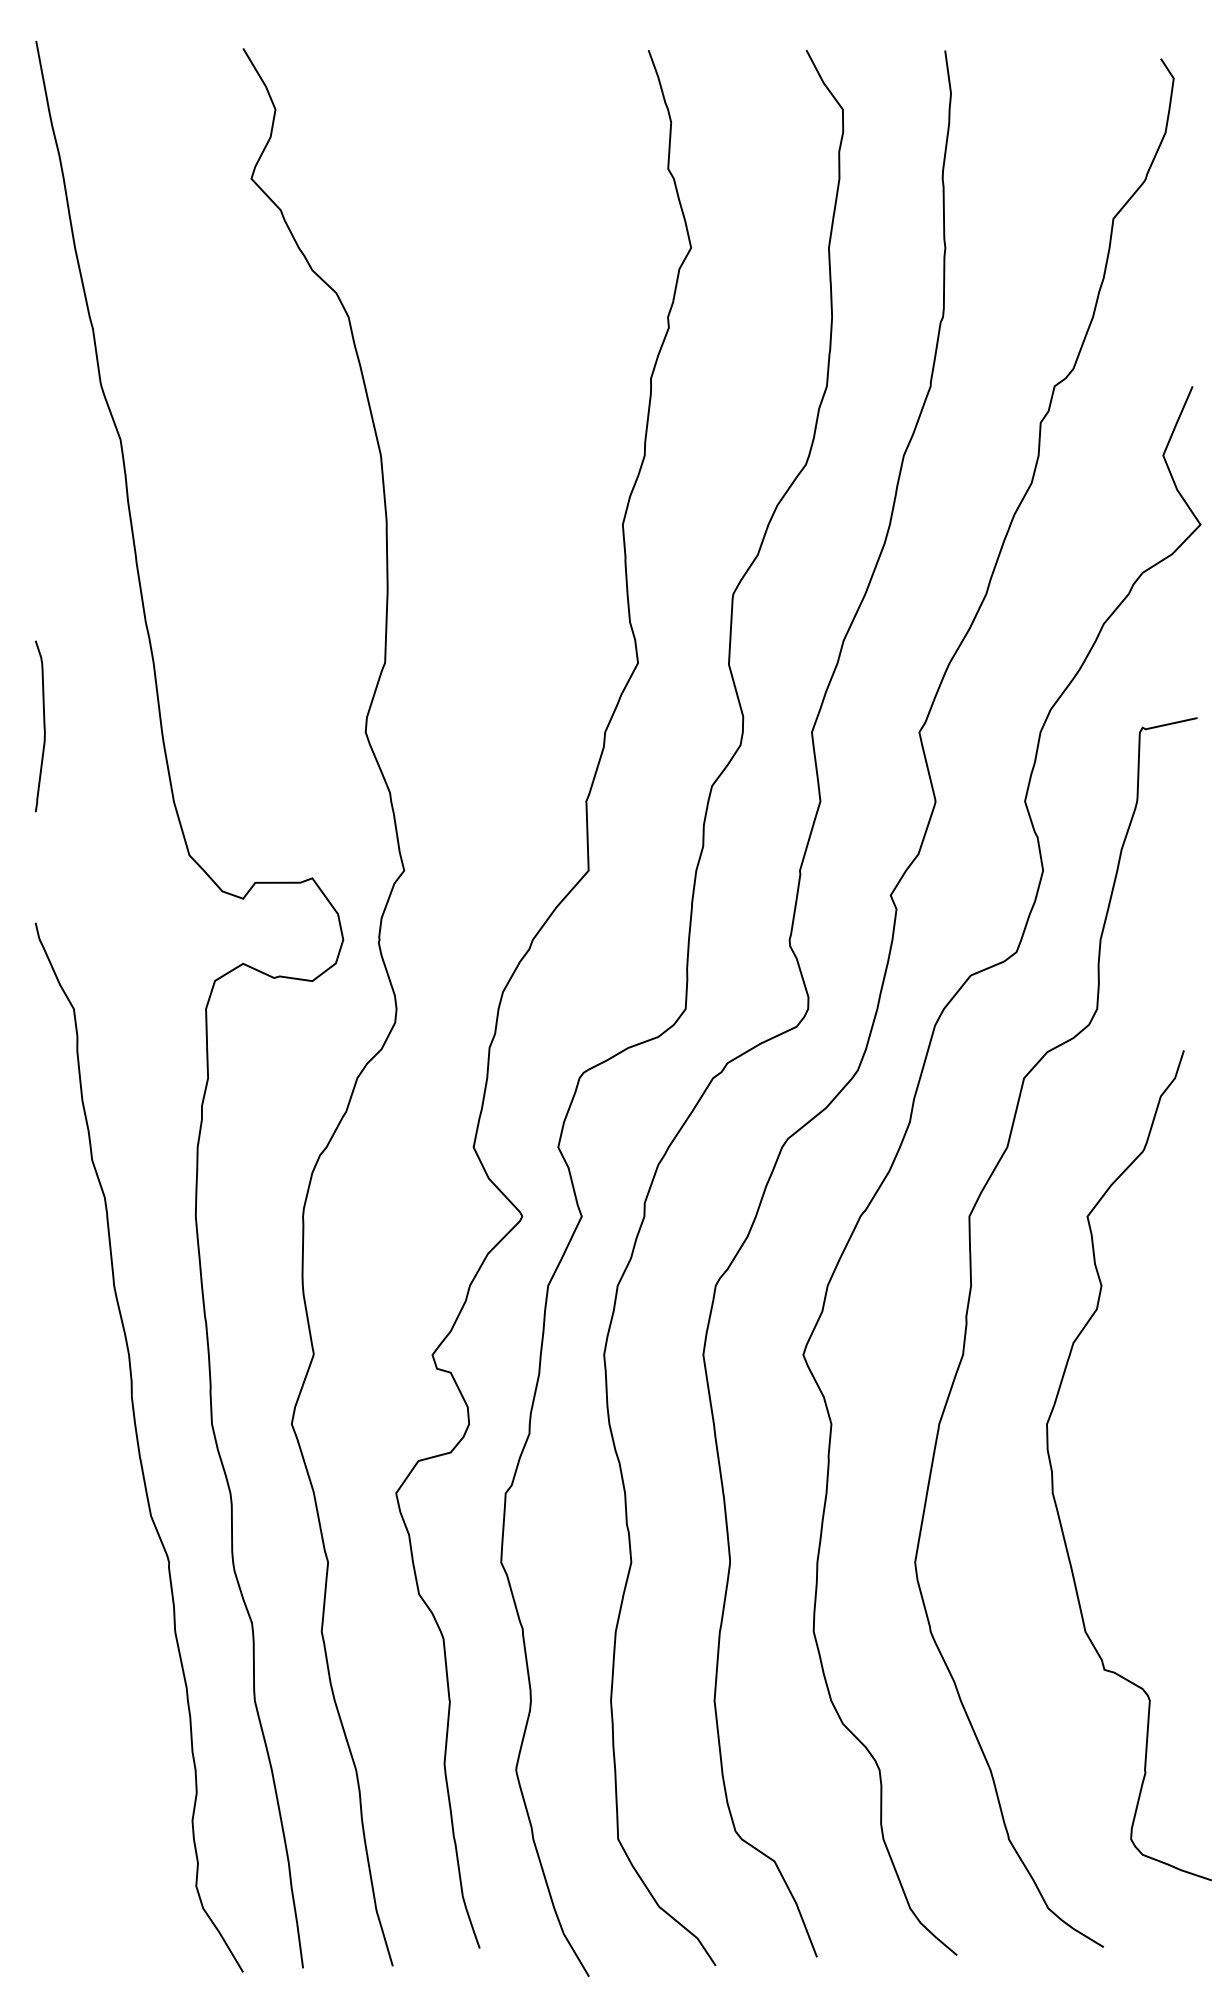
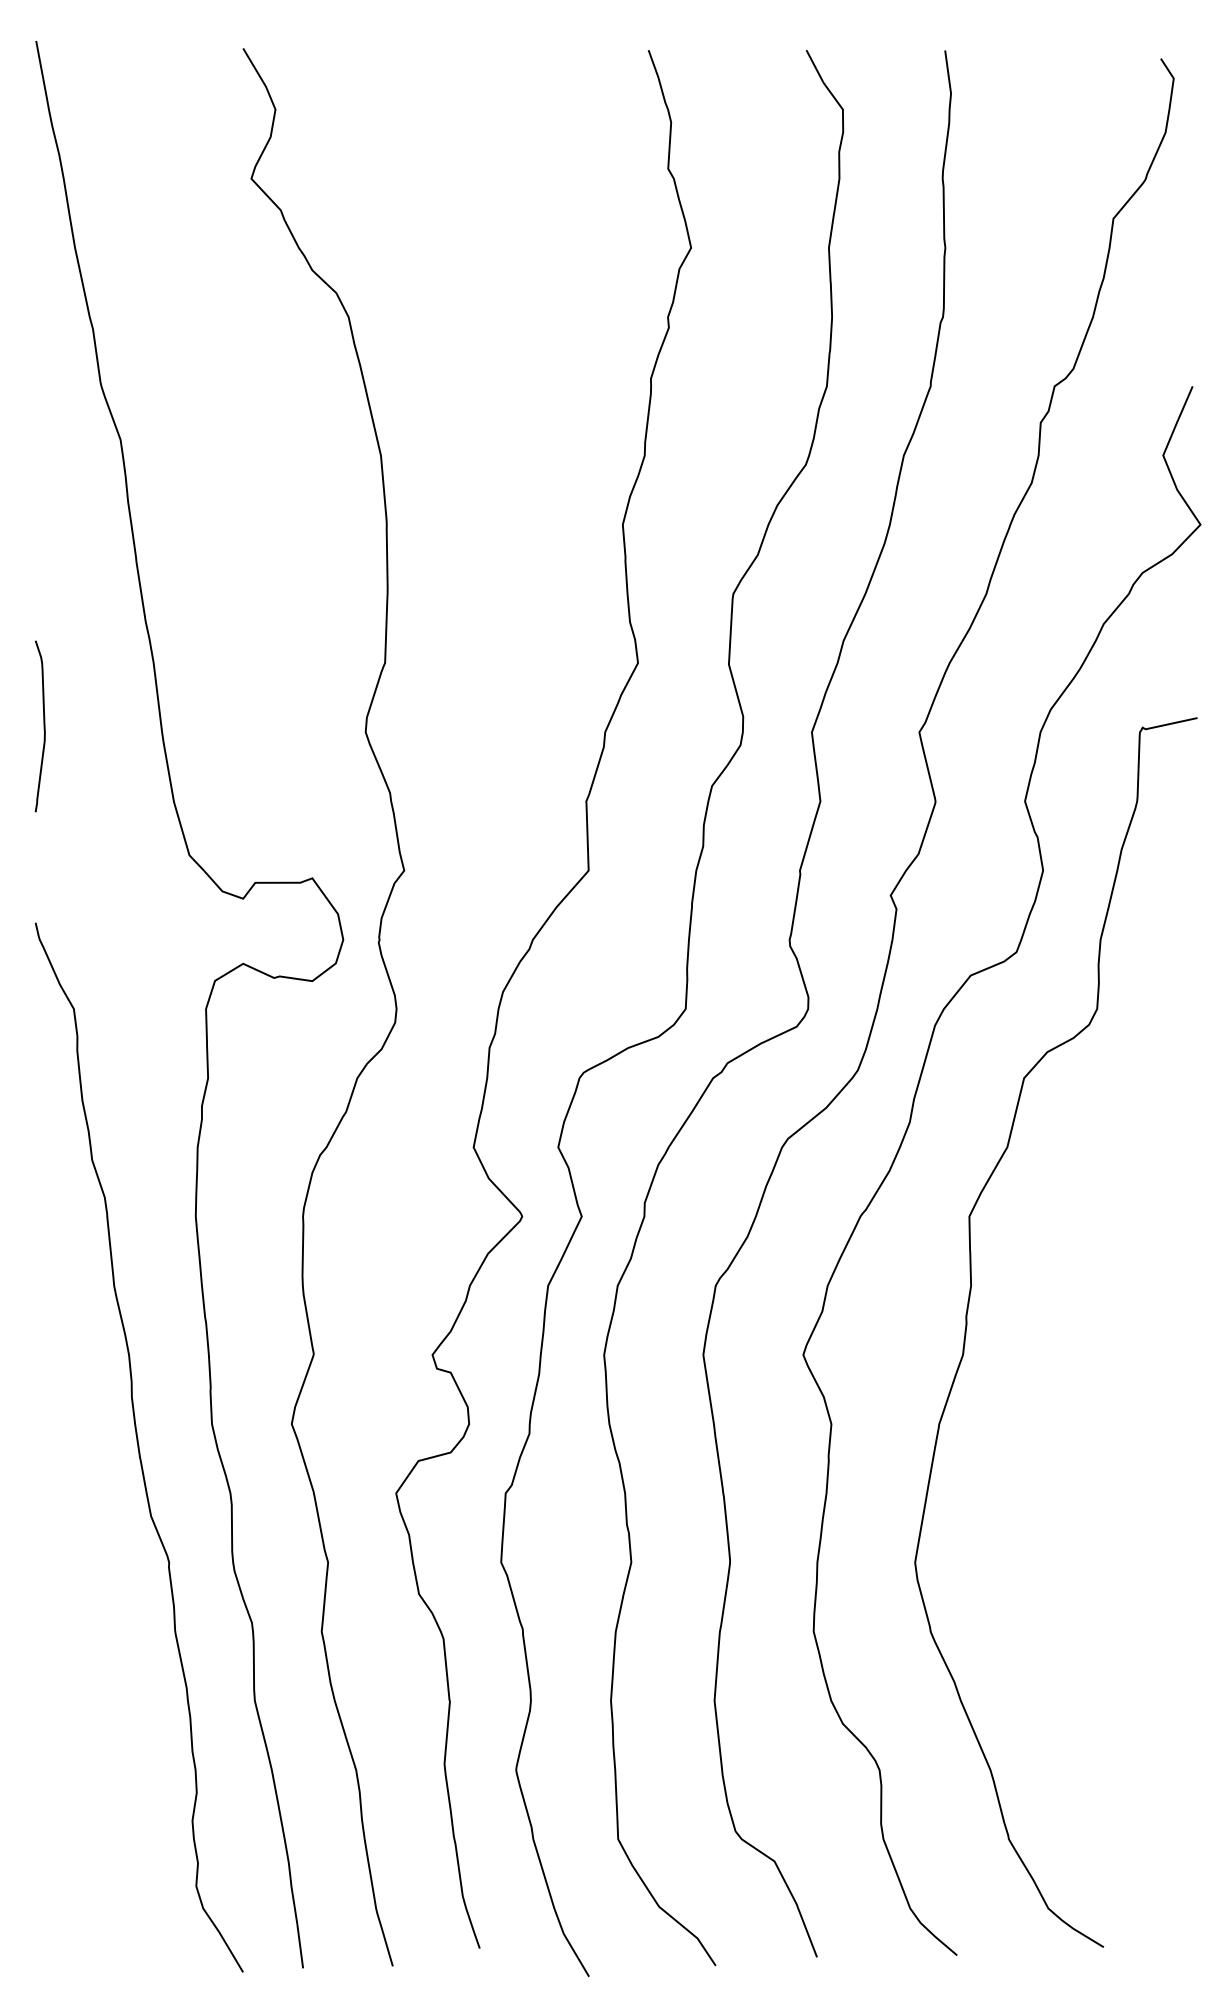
curve: present -> none (1053, 1476)
